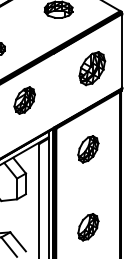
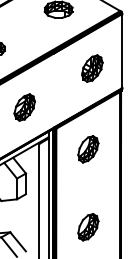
part size: 29x36 px -> 23x29 px (92, 68)
part position: (24, 100) -> (24, 107) (24, 107)
